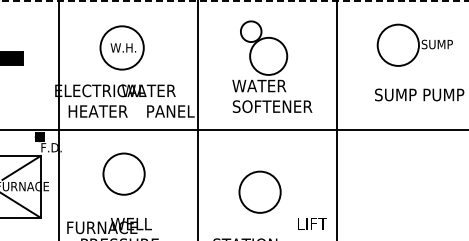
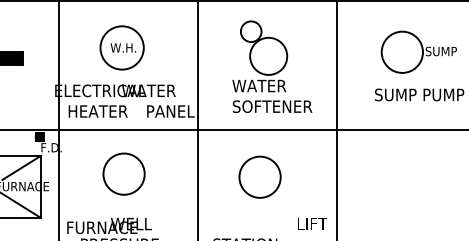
line: dashed -> solid (234, 0)
part position: (414, 44) -> (418, 51) (418, 51)
circle position: (259, 191) -> (259, 176) (259, 176)
